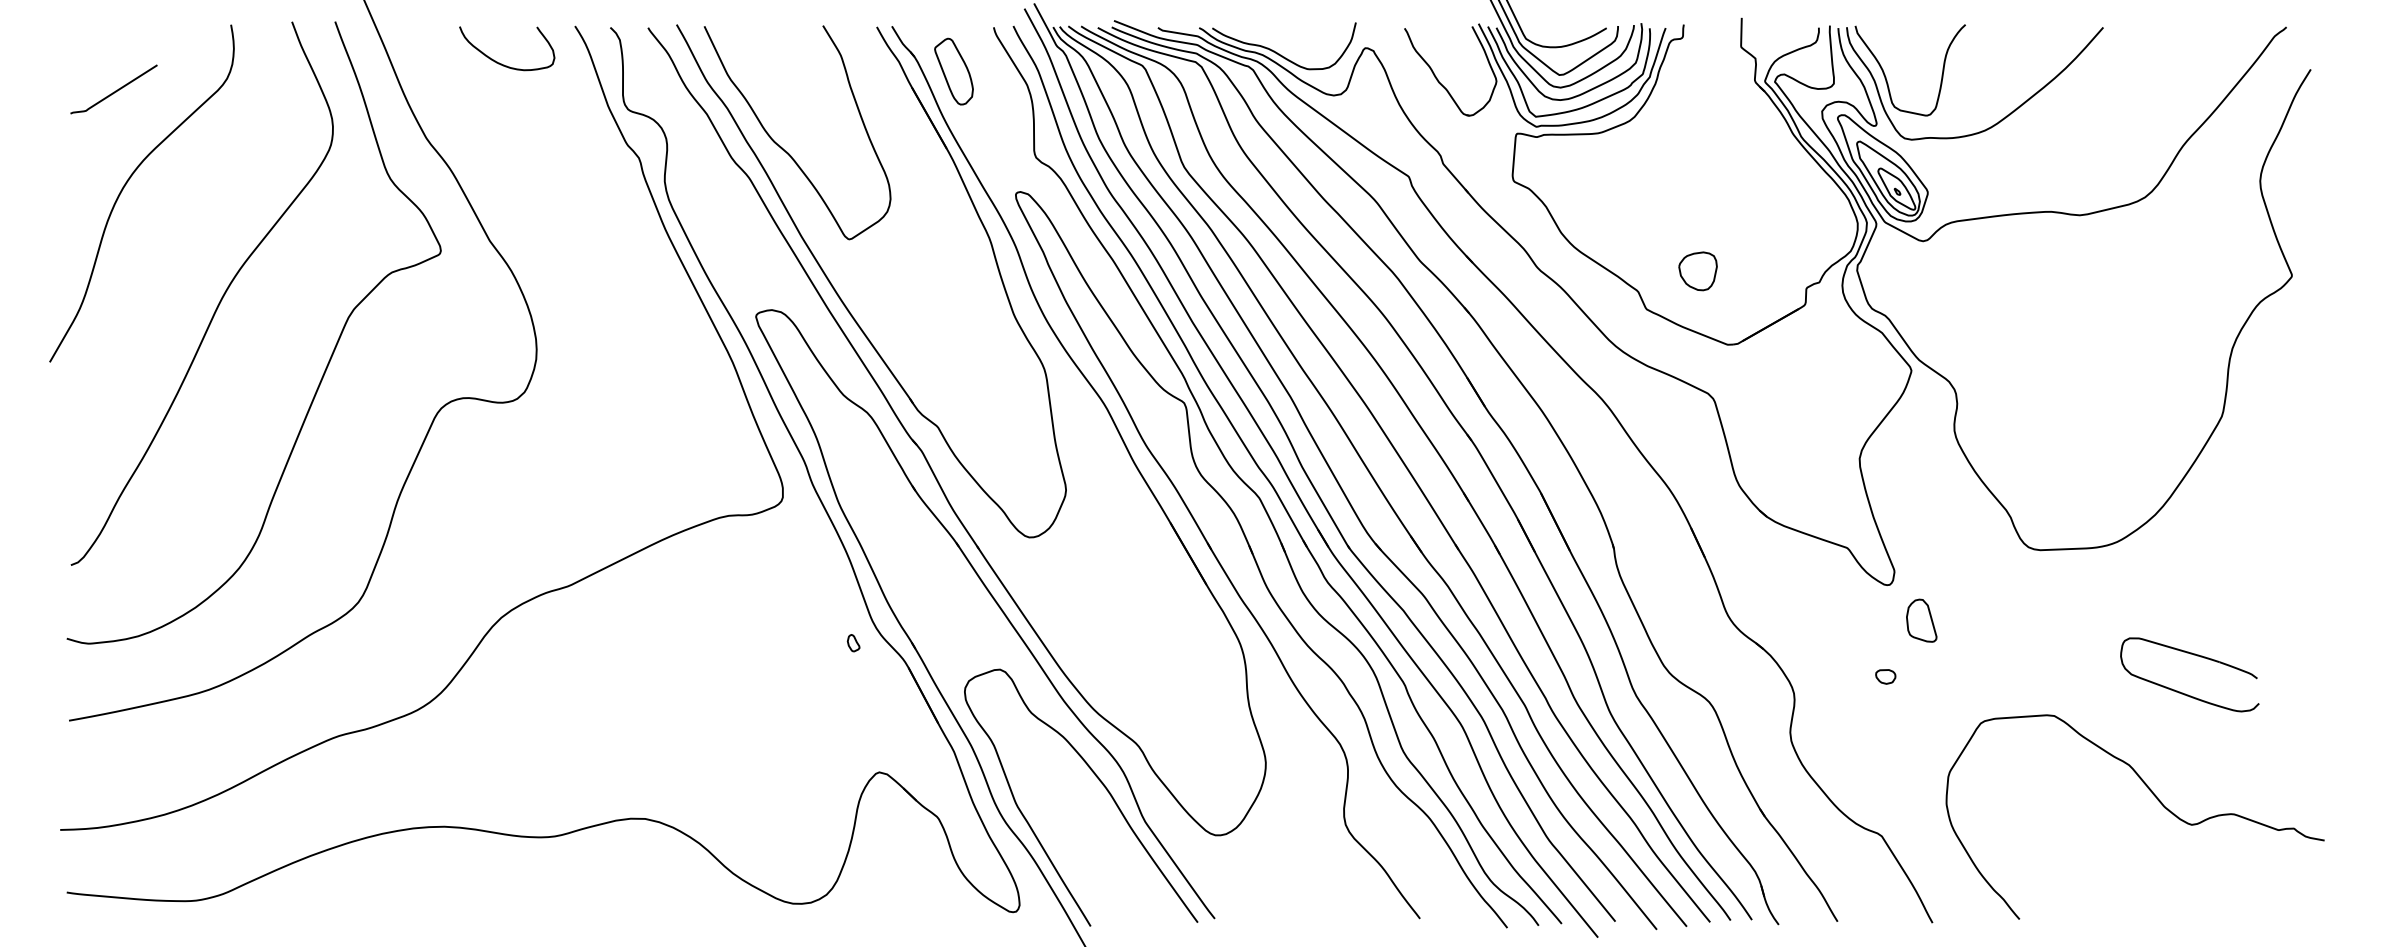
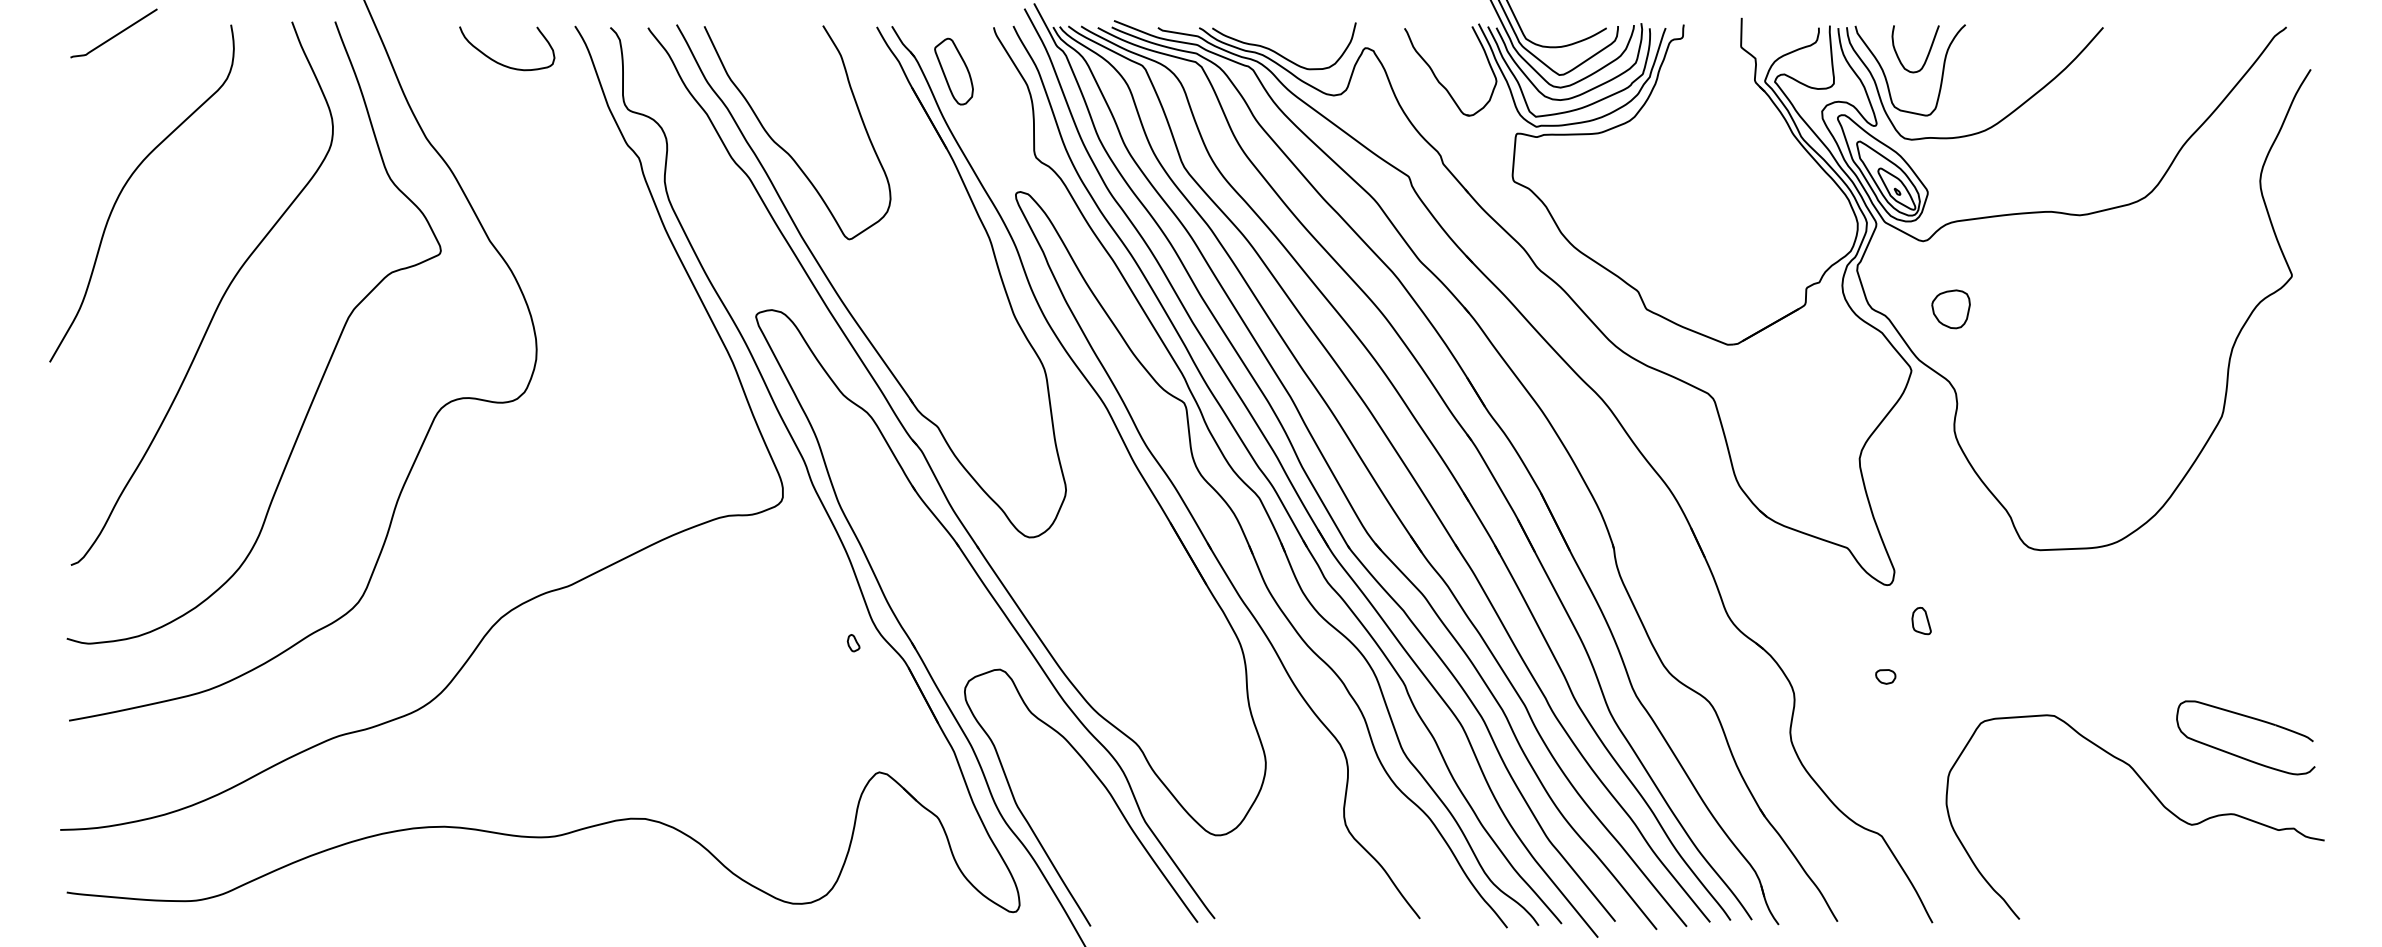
curve: none -> present (1927, 53)
curve position: (115, 90) -> (115, 34) (115, 34)
part position: (1697, 271) -> (1950, 309) (1950, 309)
part size: 32x45 px -> 21x29 px (1921, 621)
part position: (2180, 691) -> (2236, 754) (2236, 754)
